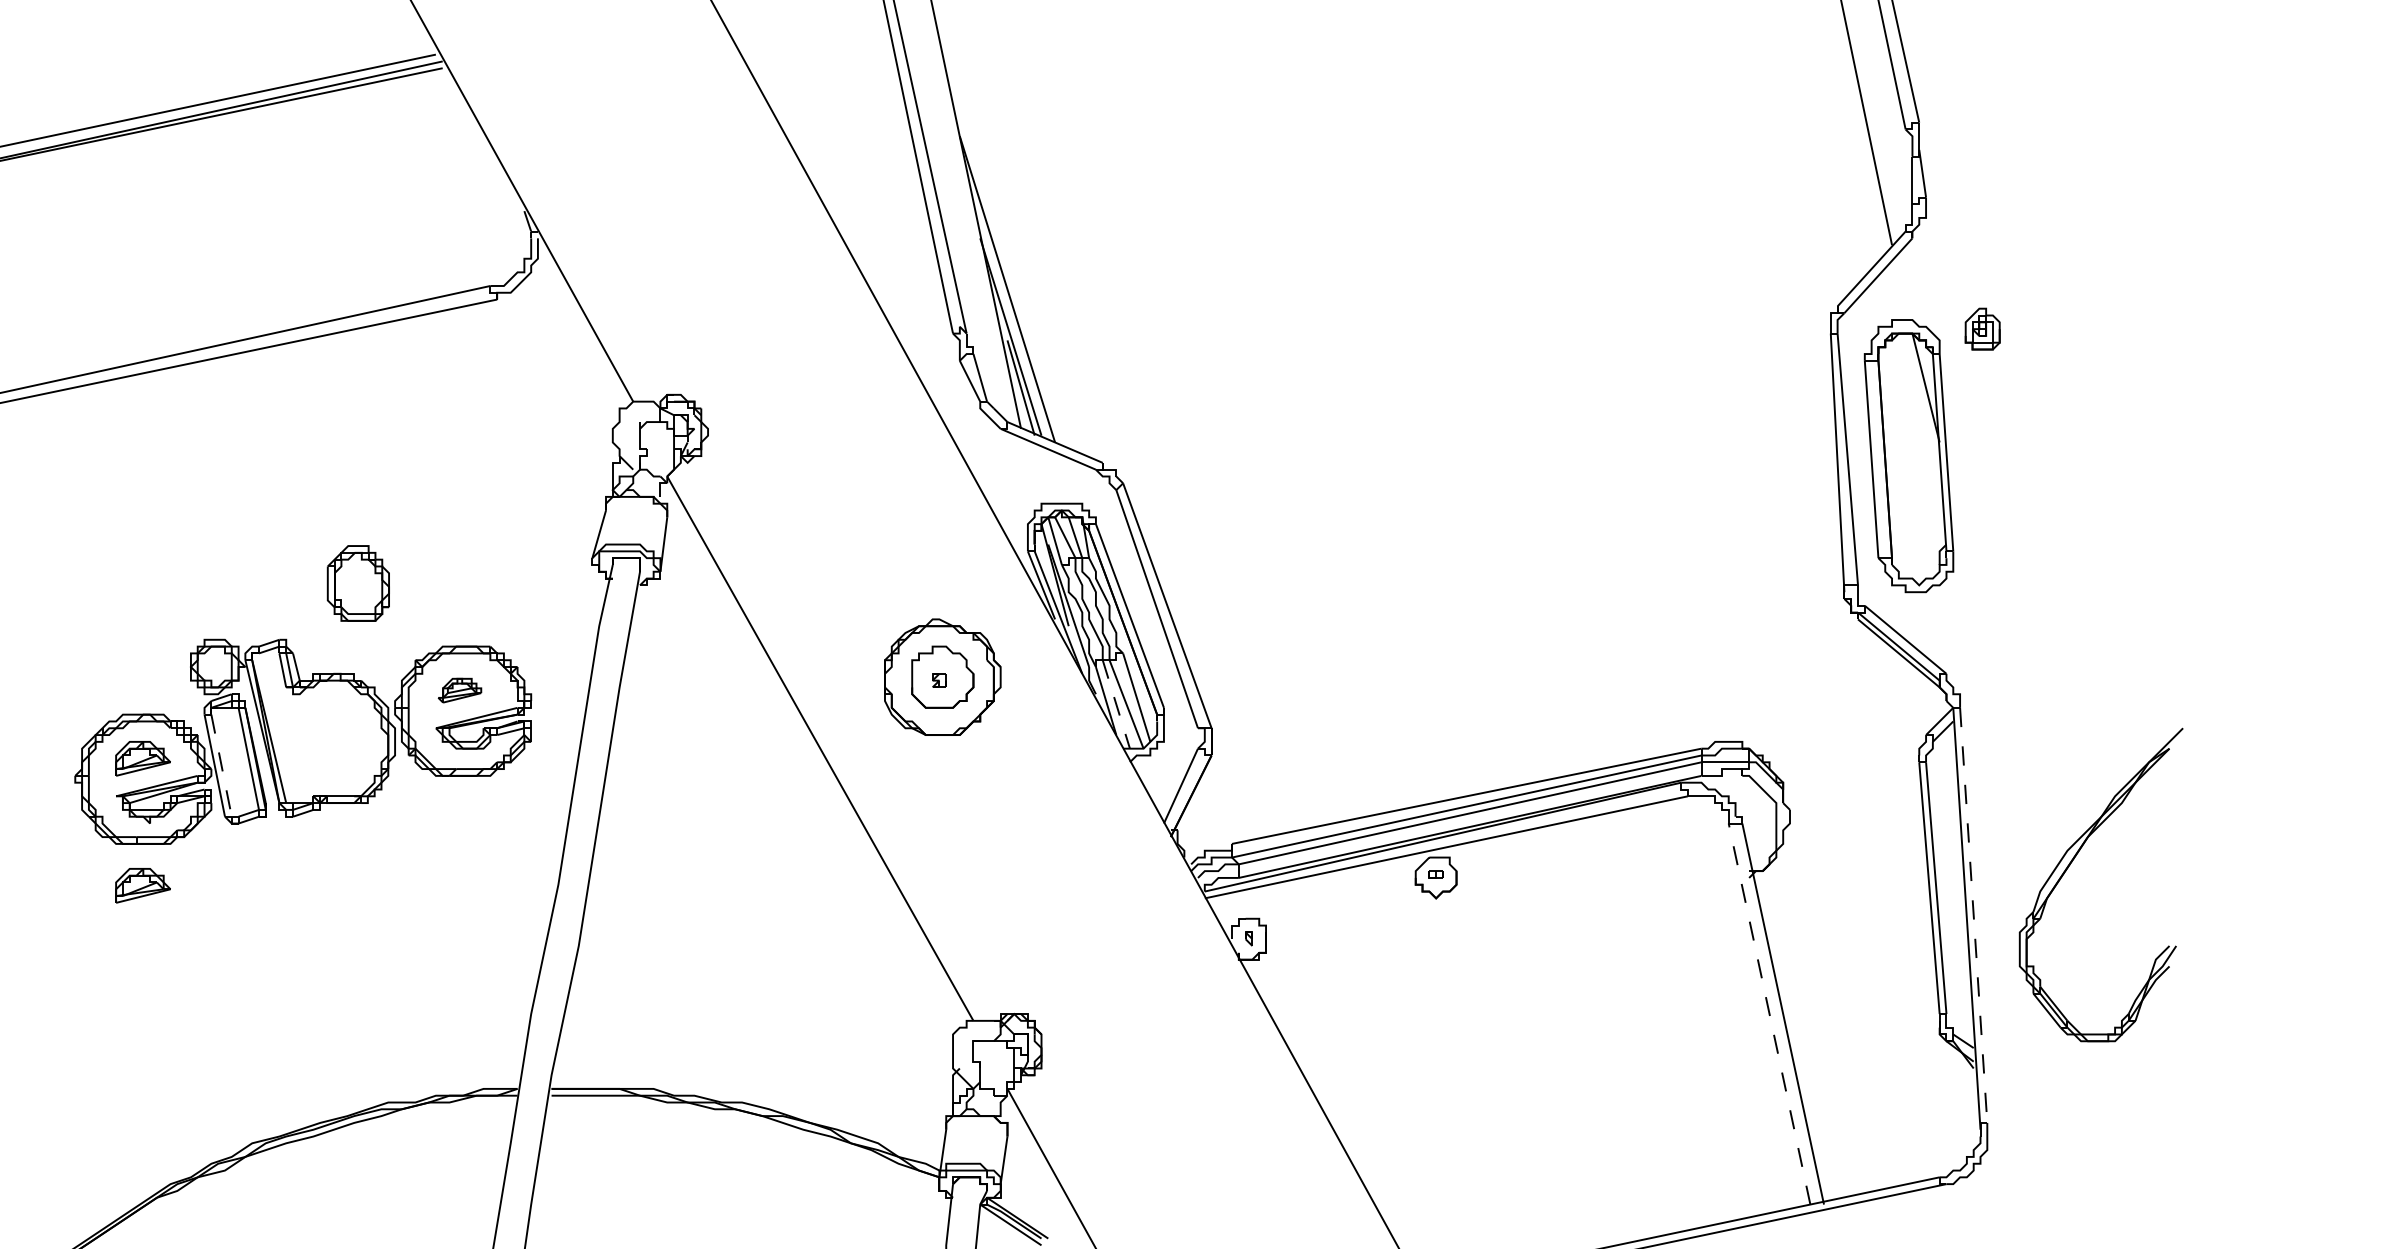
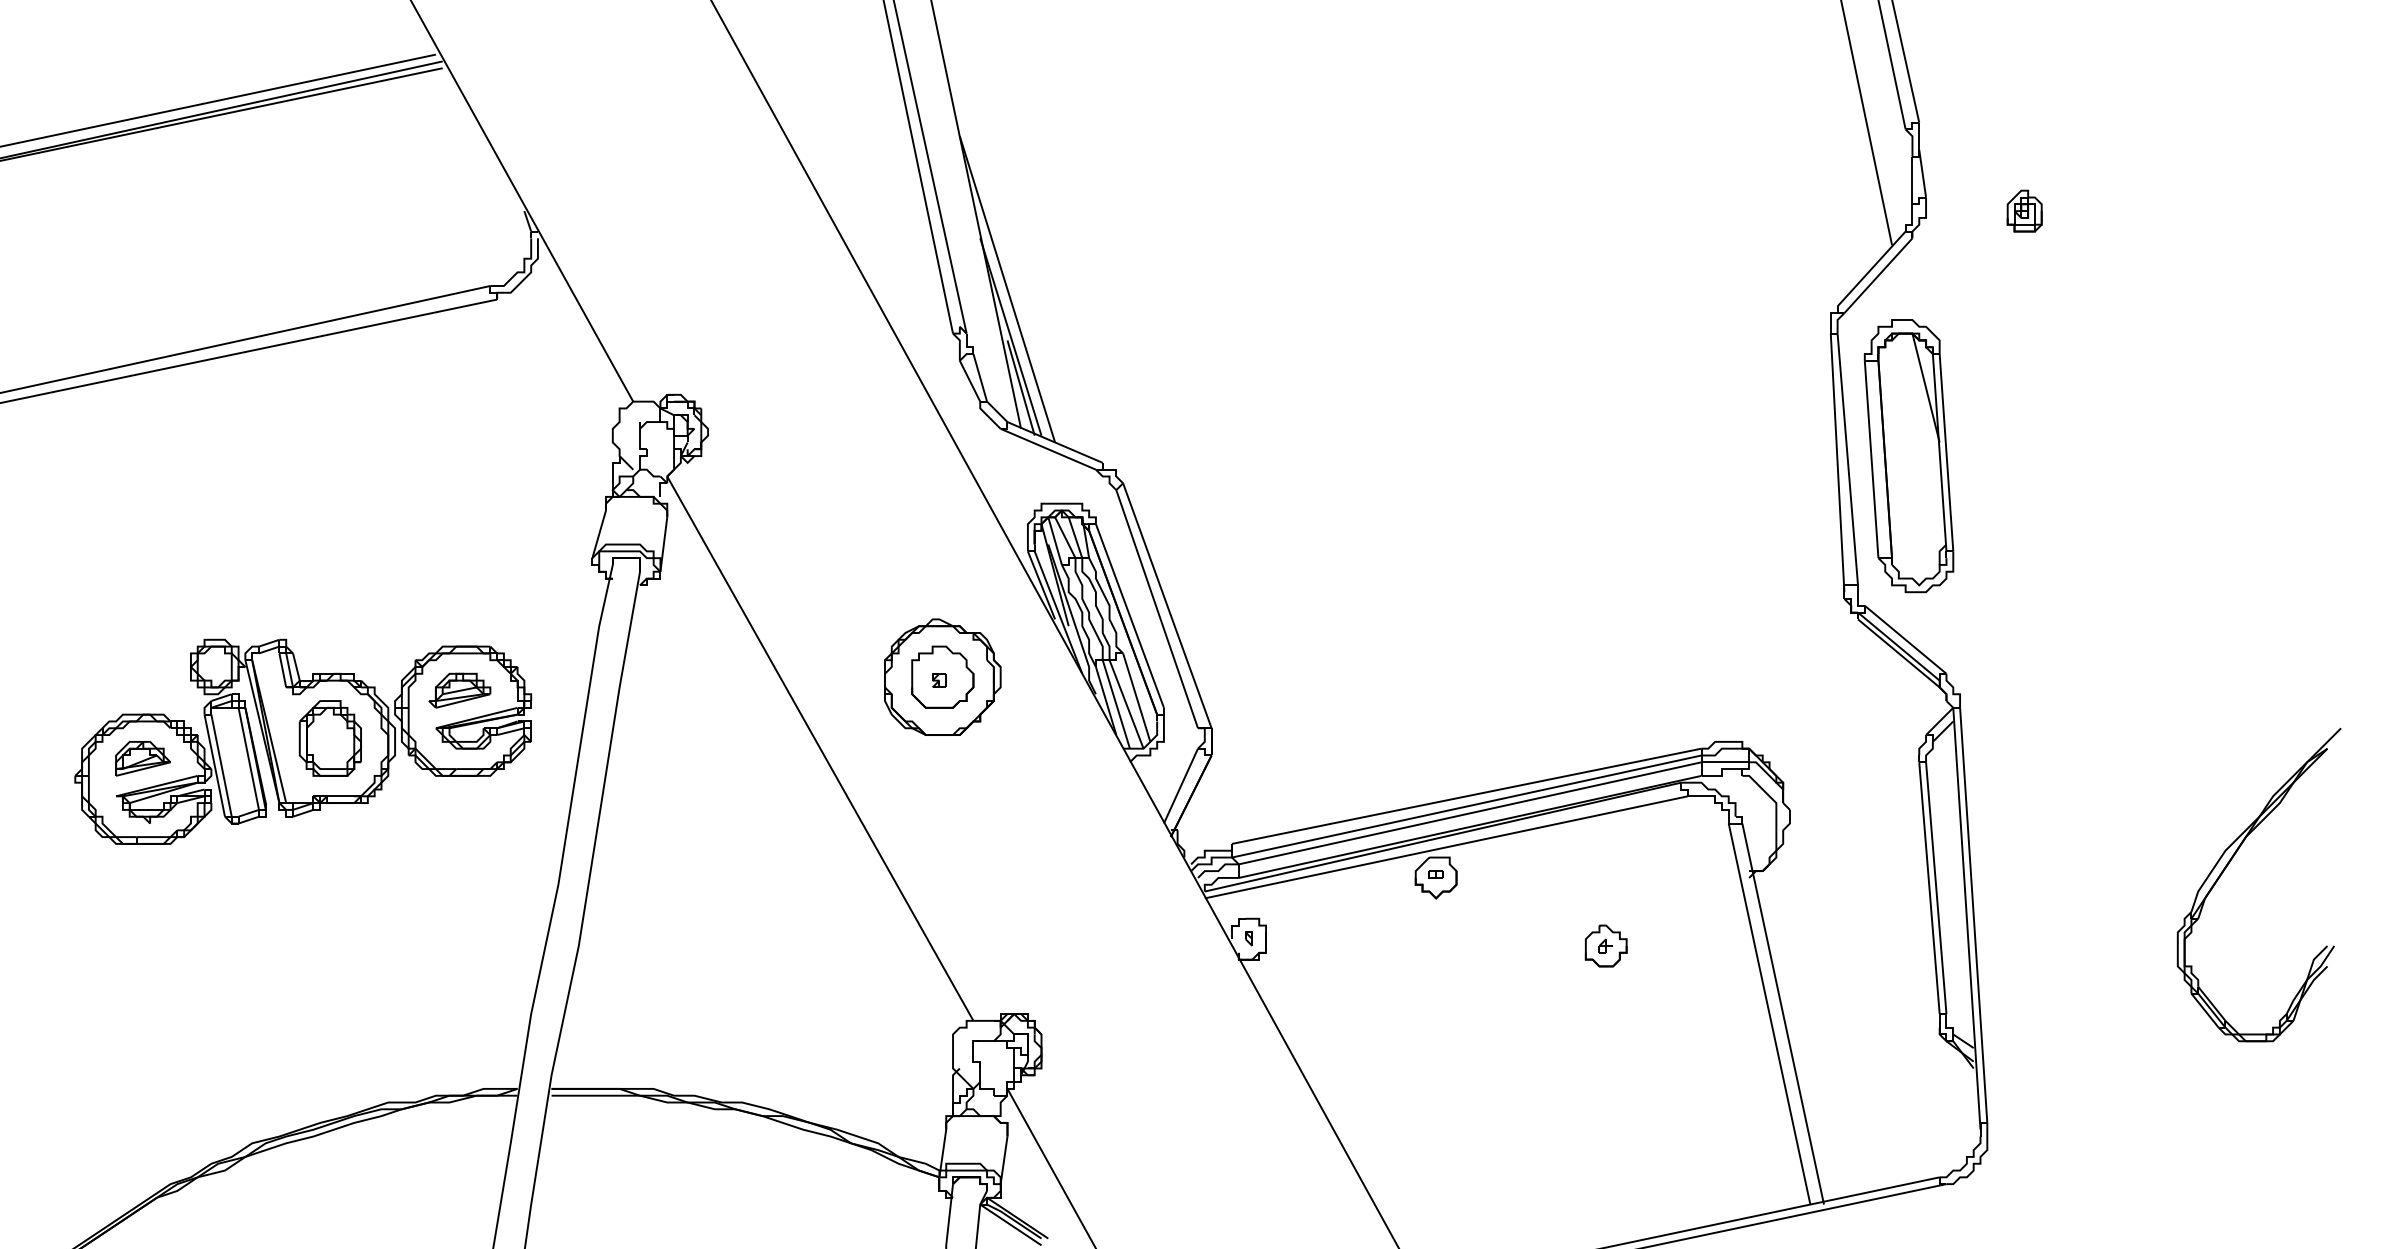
part position: (1982, 328) -> (2024, 210) (2024, 210)
part position: (357, 583) -> (329, 738) (329, 738)
part size: 46x27 px -> 64x37 px (459, 690)
line: dashed -> solid (1116, 704)
line: dashed -> solid (221, 766)
part position: (2070, 865) -> (2228, 865) (2228, 865)
part: present -> none (142, 885)
line: dashed -> solid (1973, 915)
part: none -> present (1605, 945)
line: dashed -> solid (1769, 1014)
